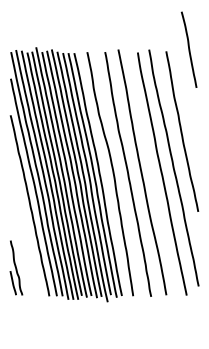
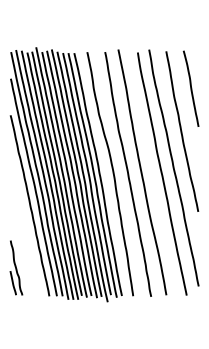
curve position: (188, 49) -> (190, 88) (190, 88)
